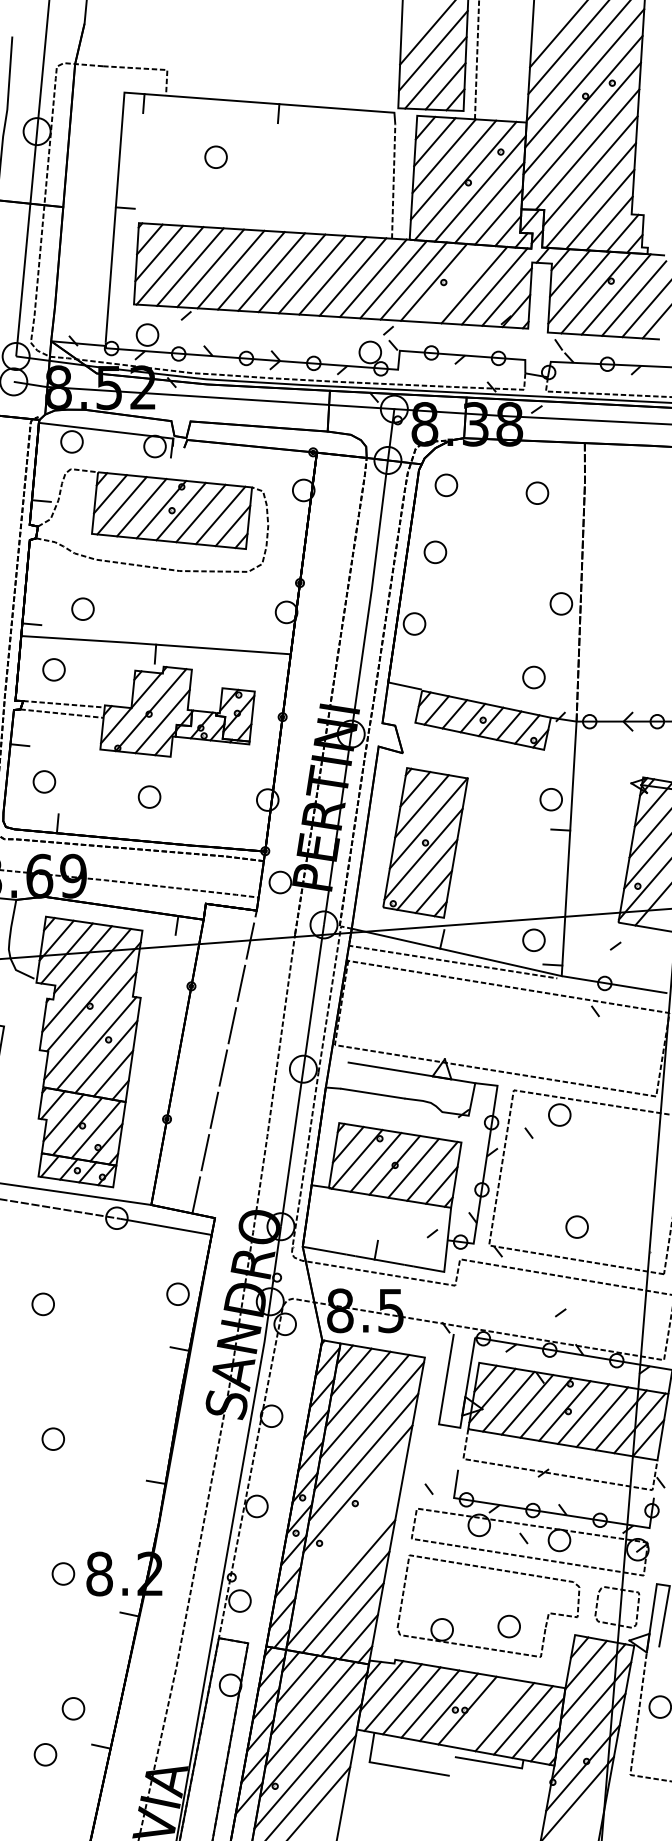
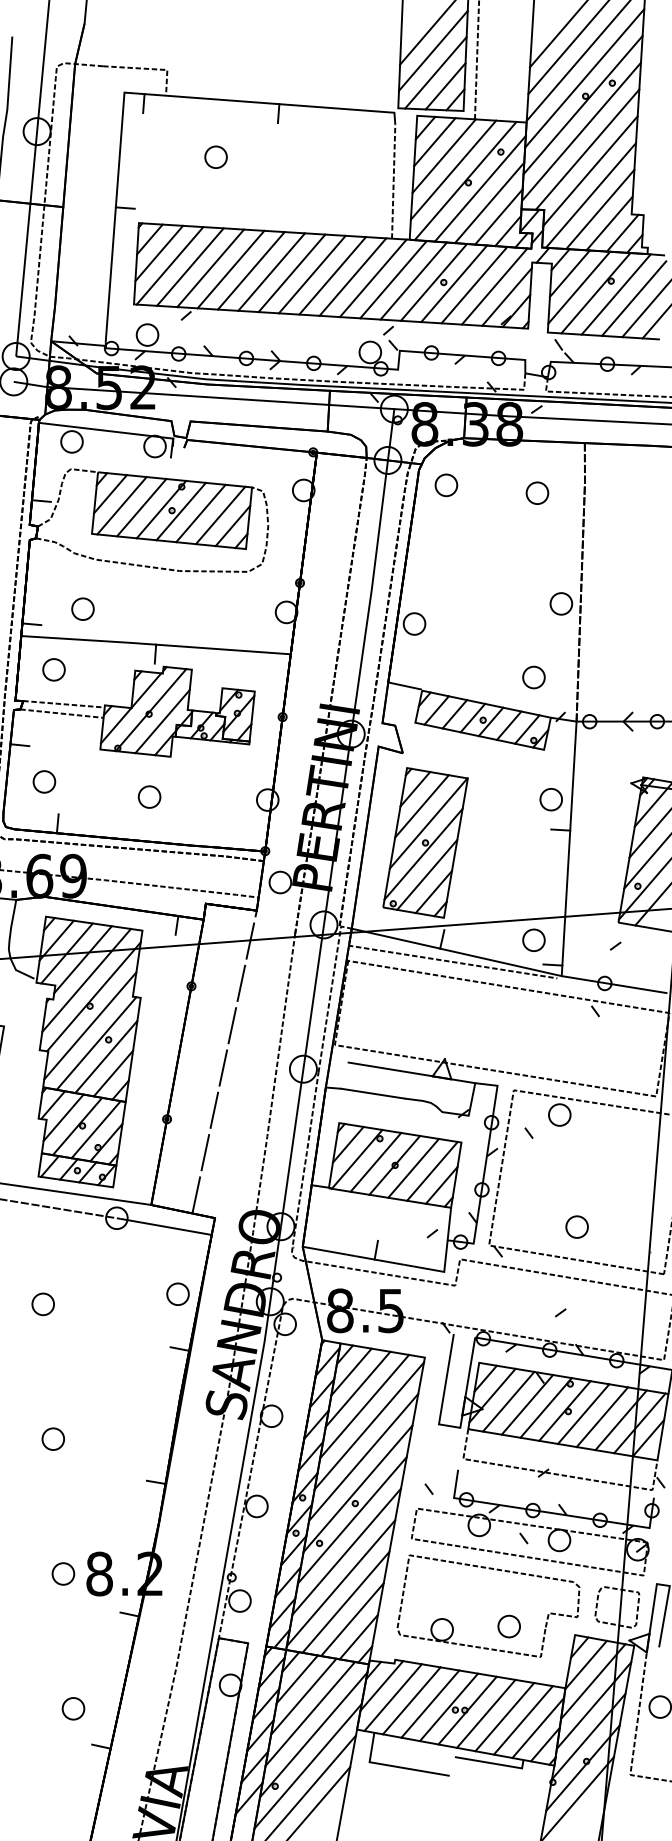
line: none -> present (454, 283)
part: present -> none (435, 552)
line: none -> present (351, 1520)
line: none -> present (346, 1551)
line: none -> present (485, 1713)
part: present -> none (45, 1754)
